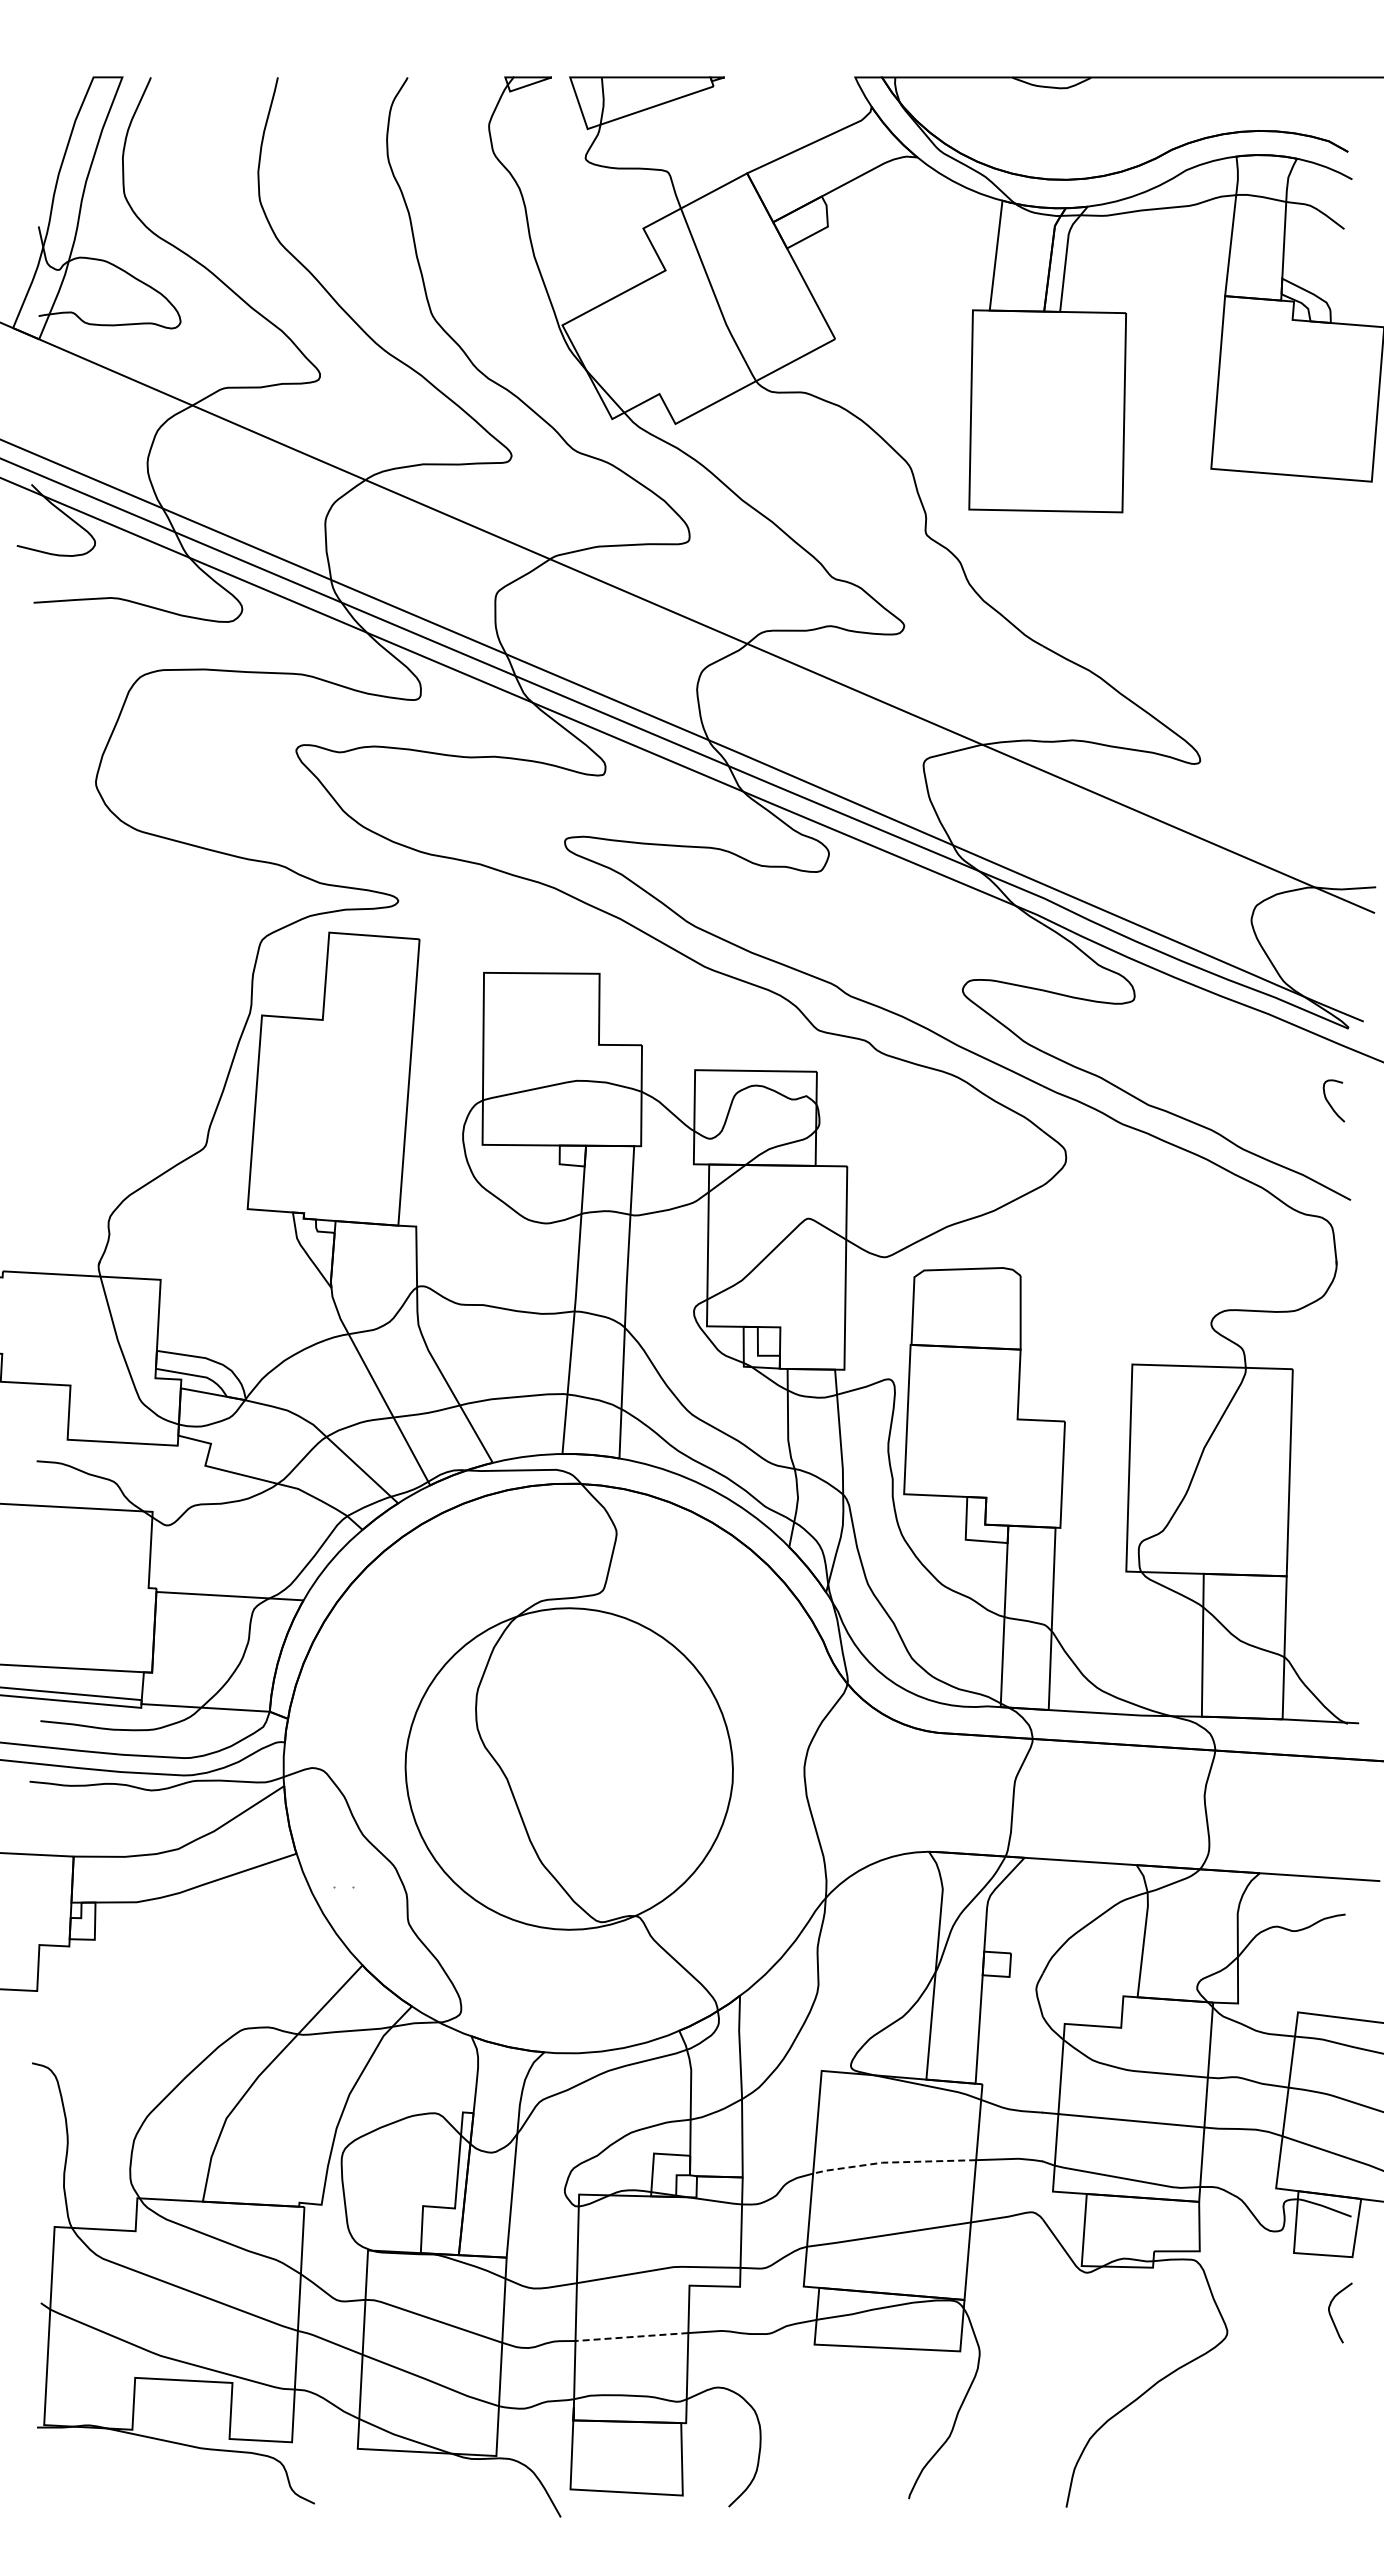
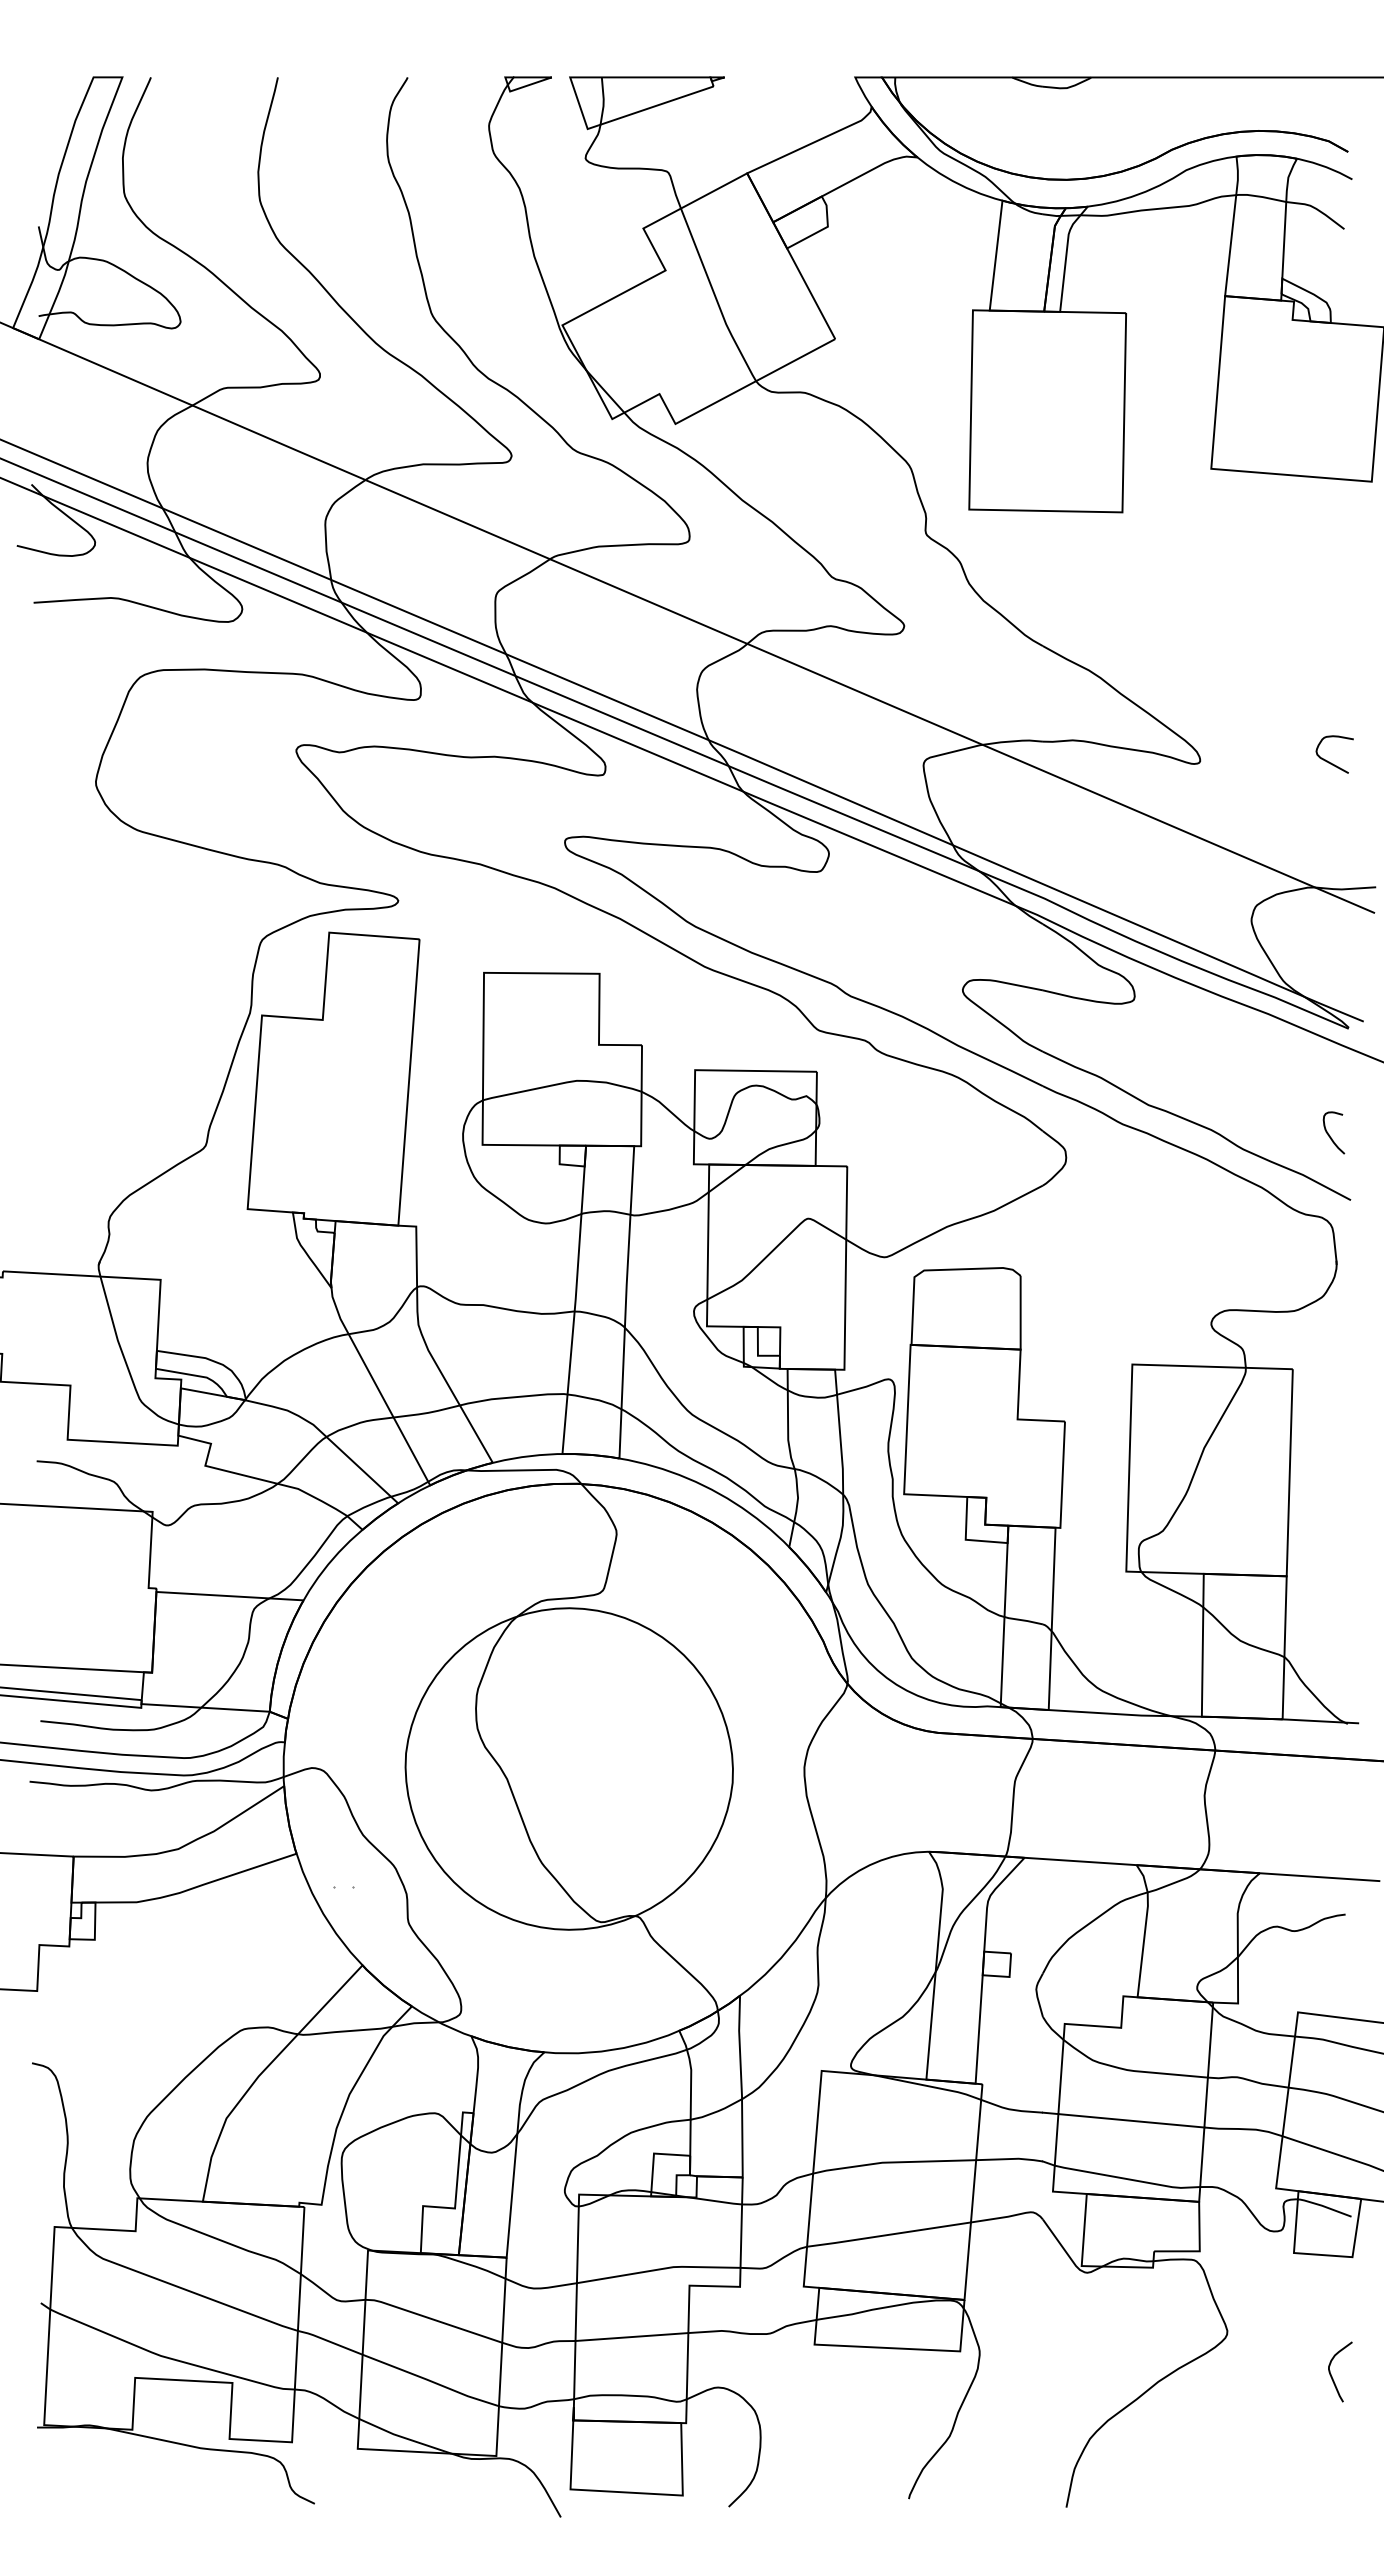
curve: none -> present (1331, 762)
curve position: (1330, 1103) -> (1330, 1135) (1330, 1135)
line: dashed -> solid (892, 2162)
curve position: (1331, 2314) -> (1331, 2373) (1331, 2373)
line: dashed -> solid (631, 2337)
